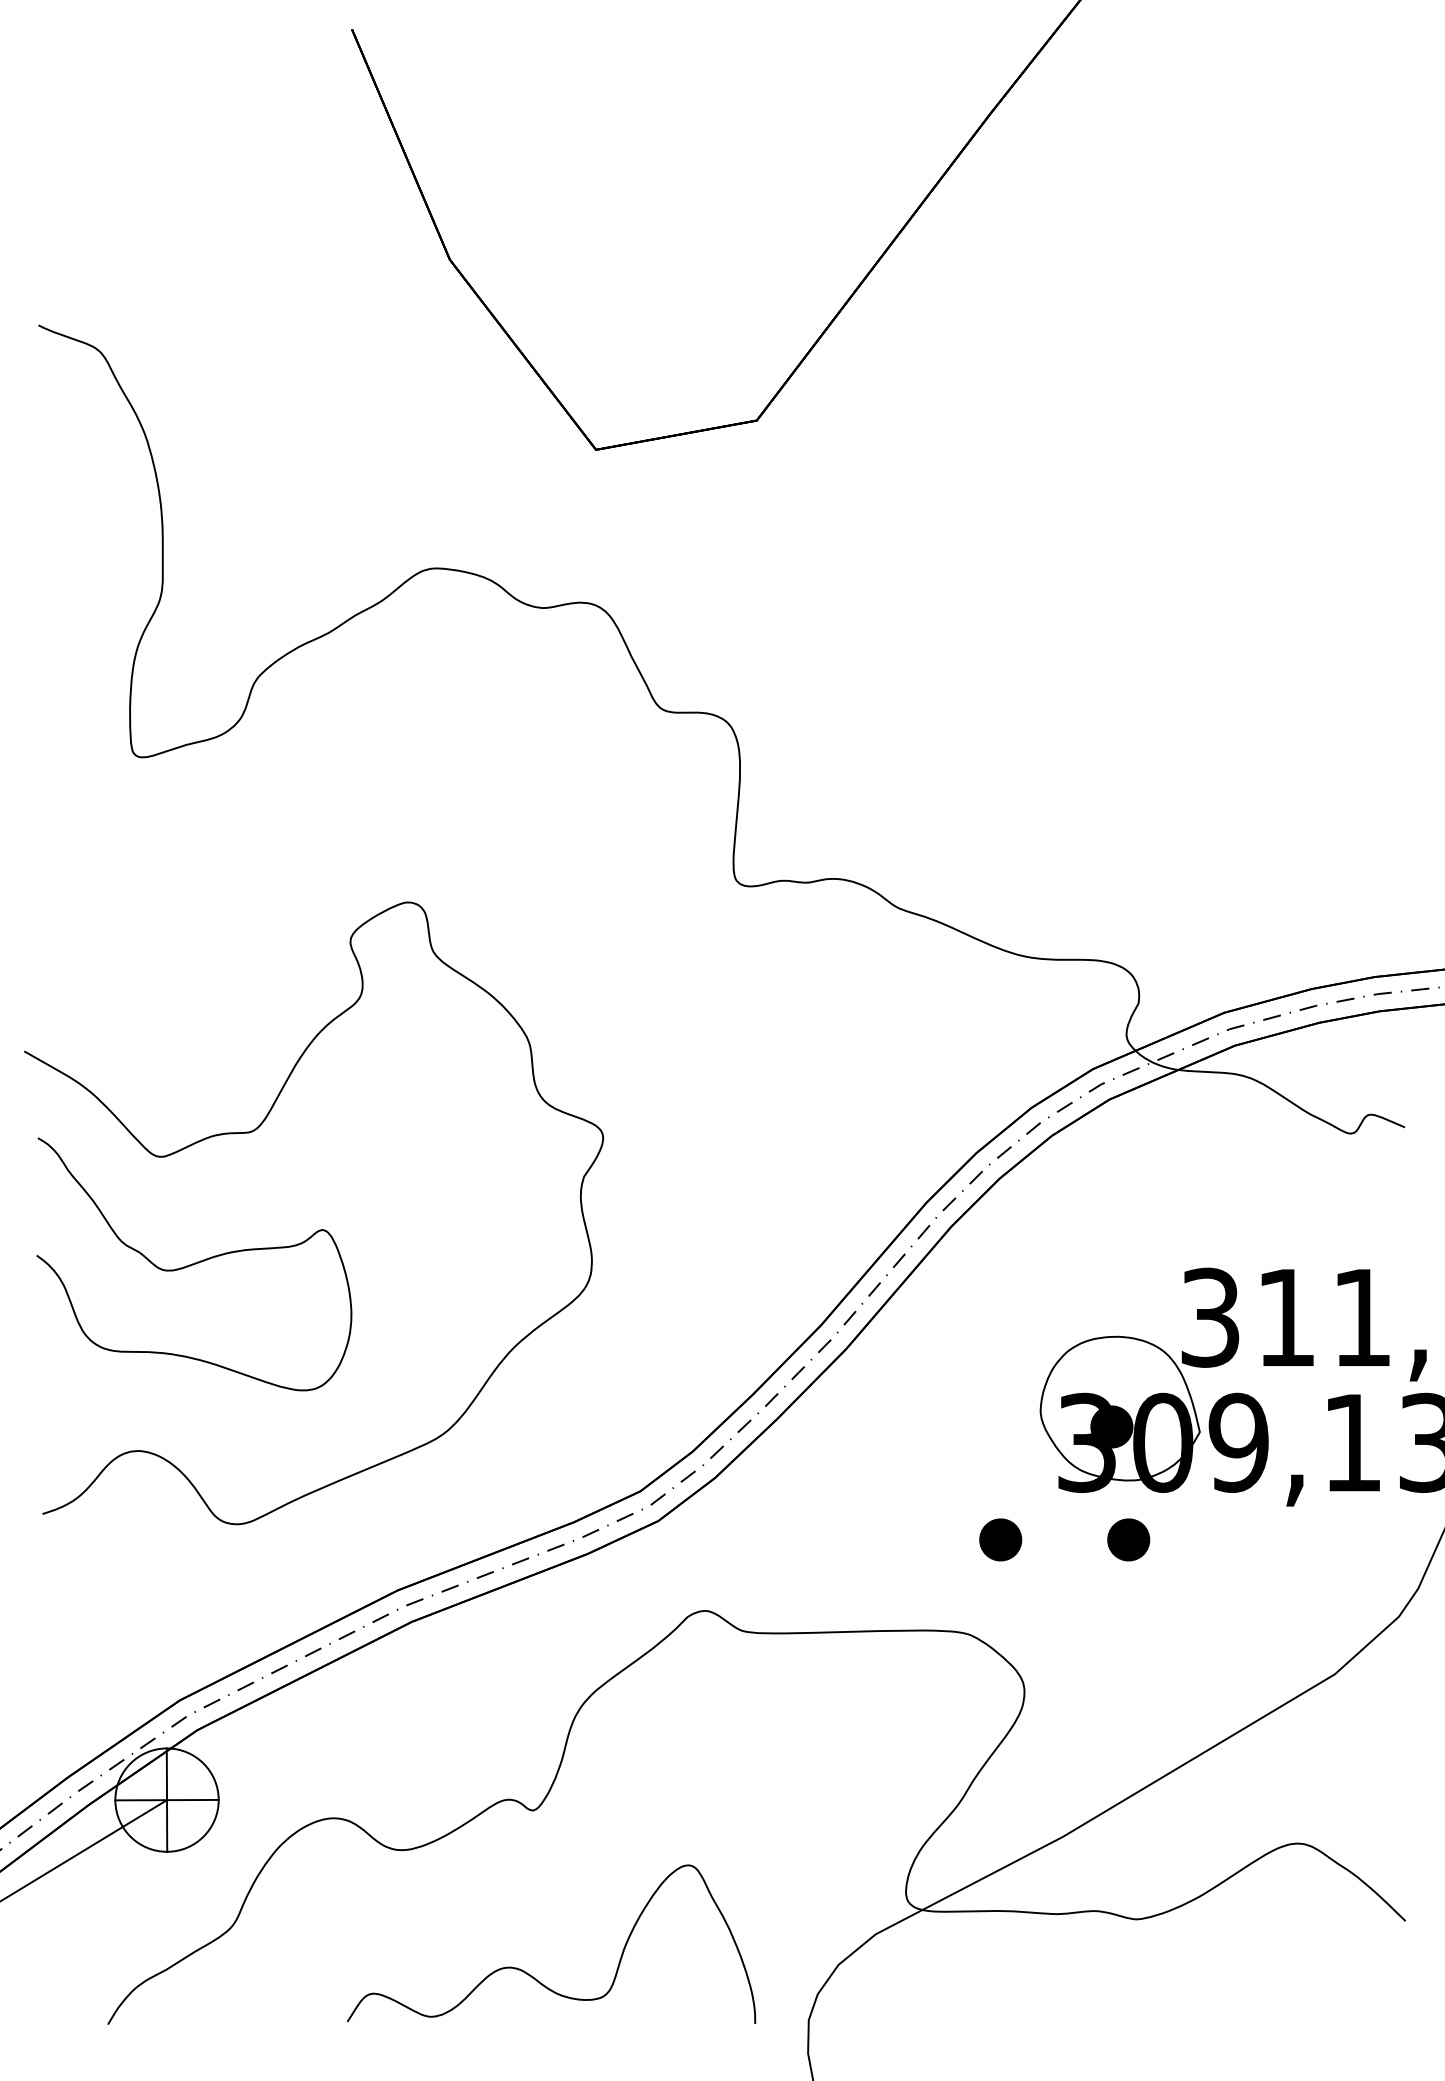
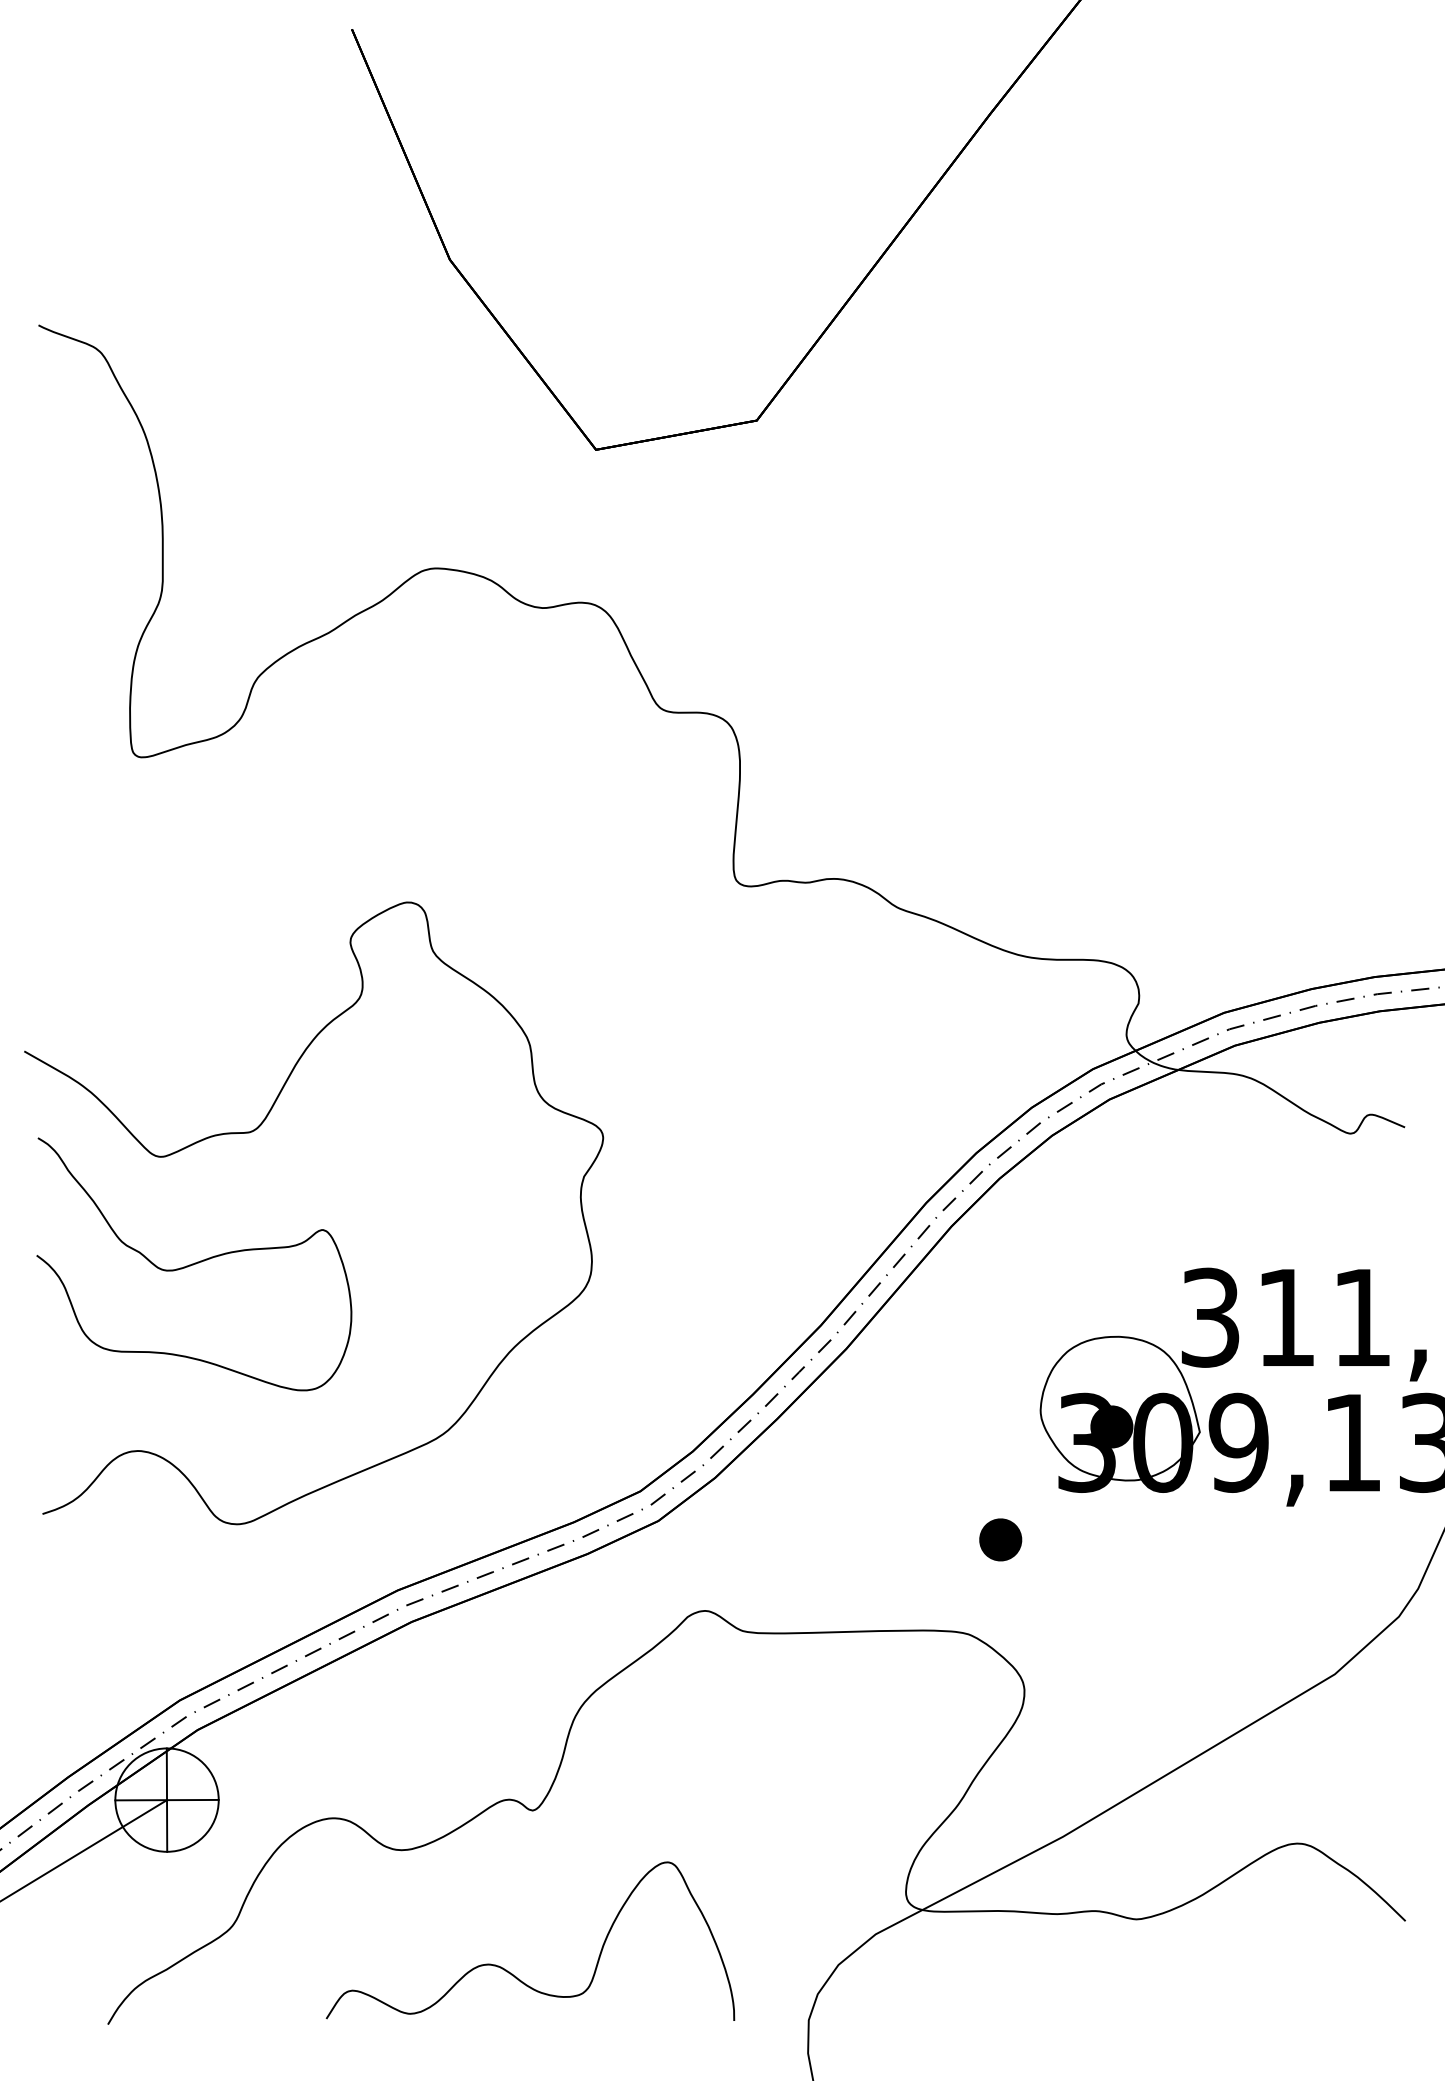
part: present -> none (1128, 1539)
curve position: (530, 1974) -> (509, 1971) (509, 1971)
